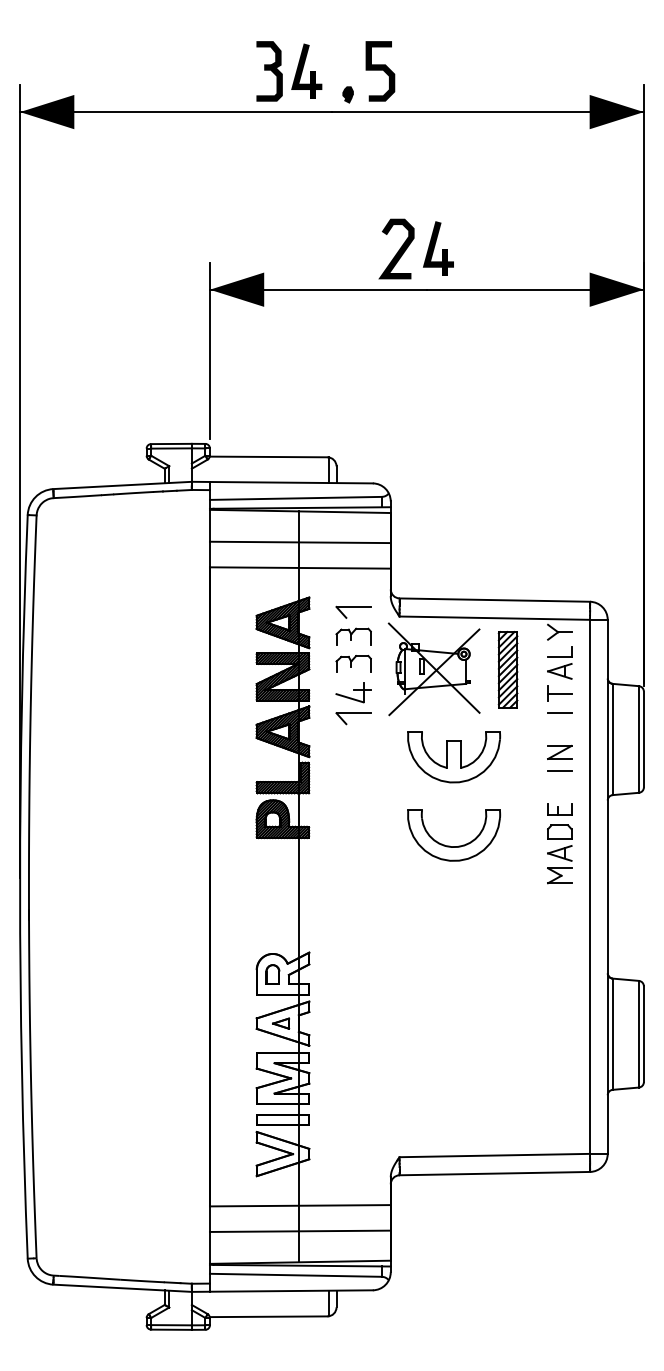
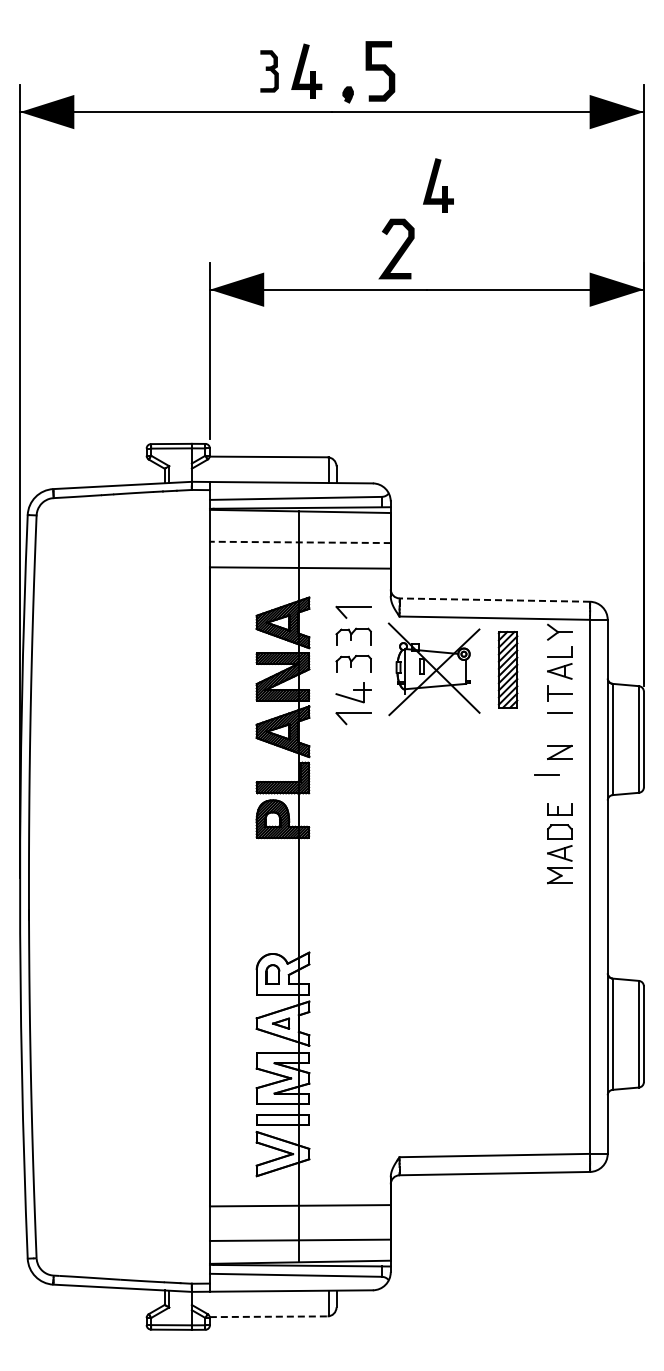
part size: 27x61 px -> 19x43 px (269, 71)
part position: (438, 248) -> (438, 185) (438, 185)
line: solid -> dashed (299, 542)
line: solid -> dashed (494, 600)
part: present -> none (454, 757)
line position: (559, 770) -> (546, 774) (546, 774)
part: present -> none (458, 845)
line position: (299, 1230) -> (299, 1239) (299, 1239)
line: solid -> dashed (268, 1316)
